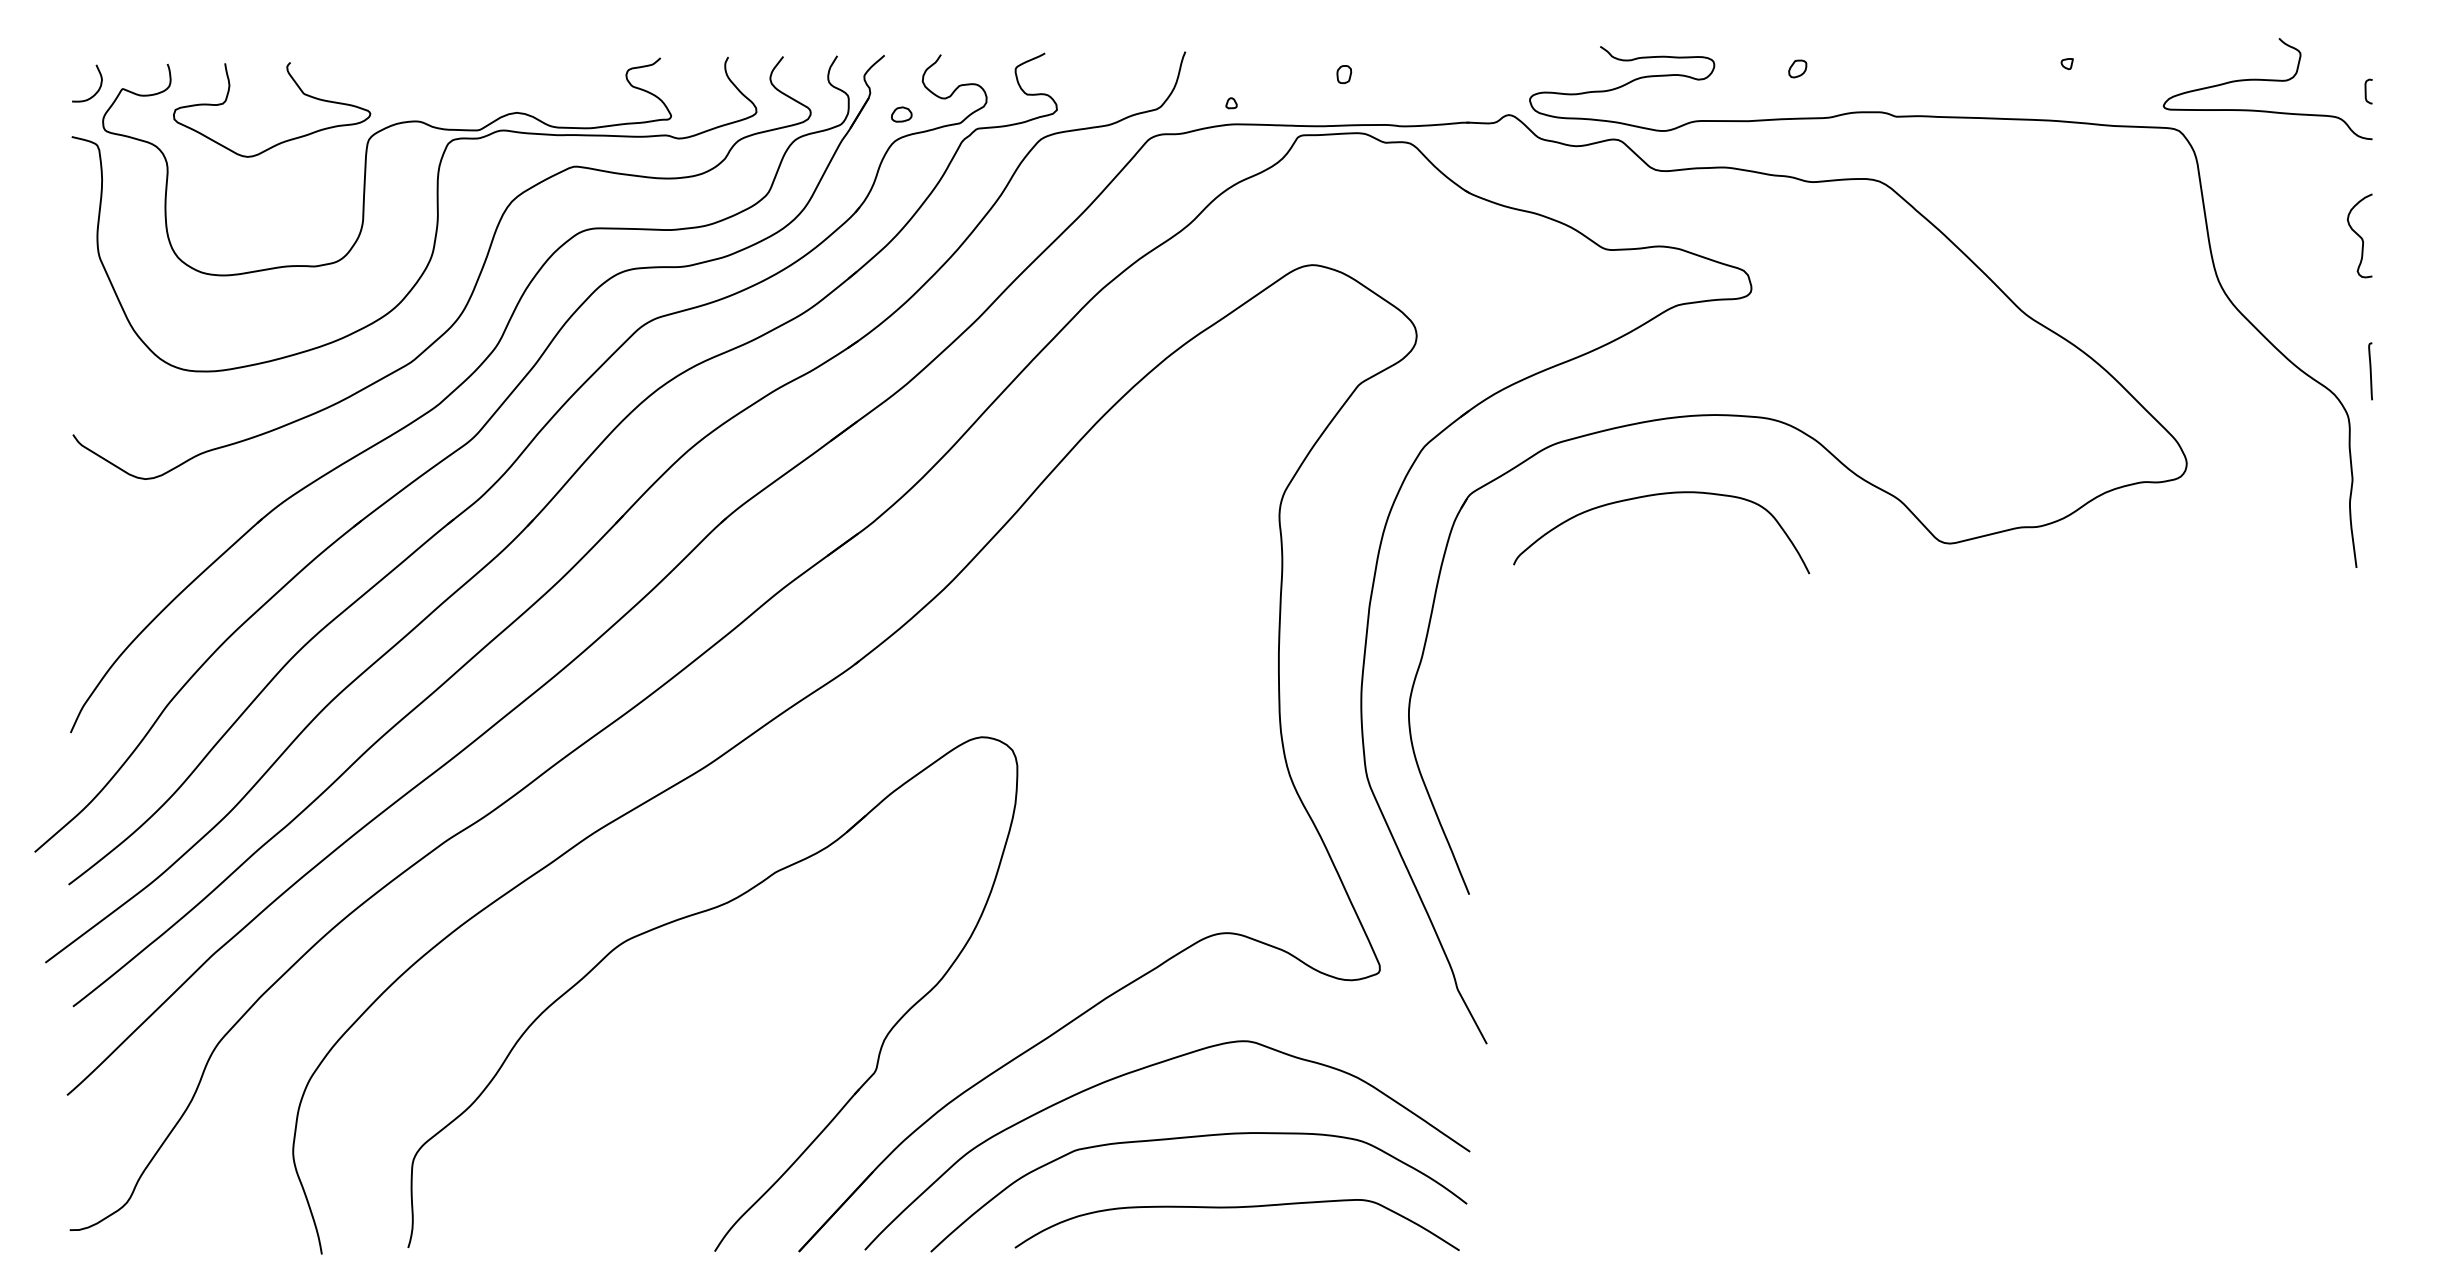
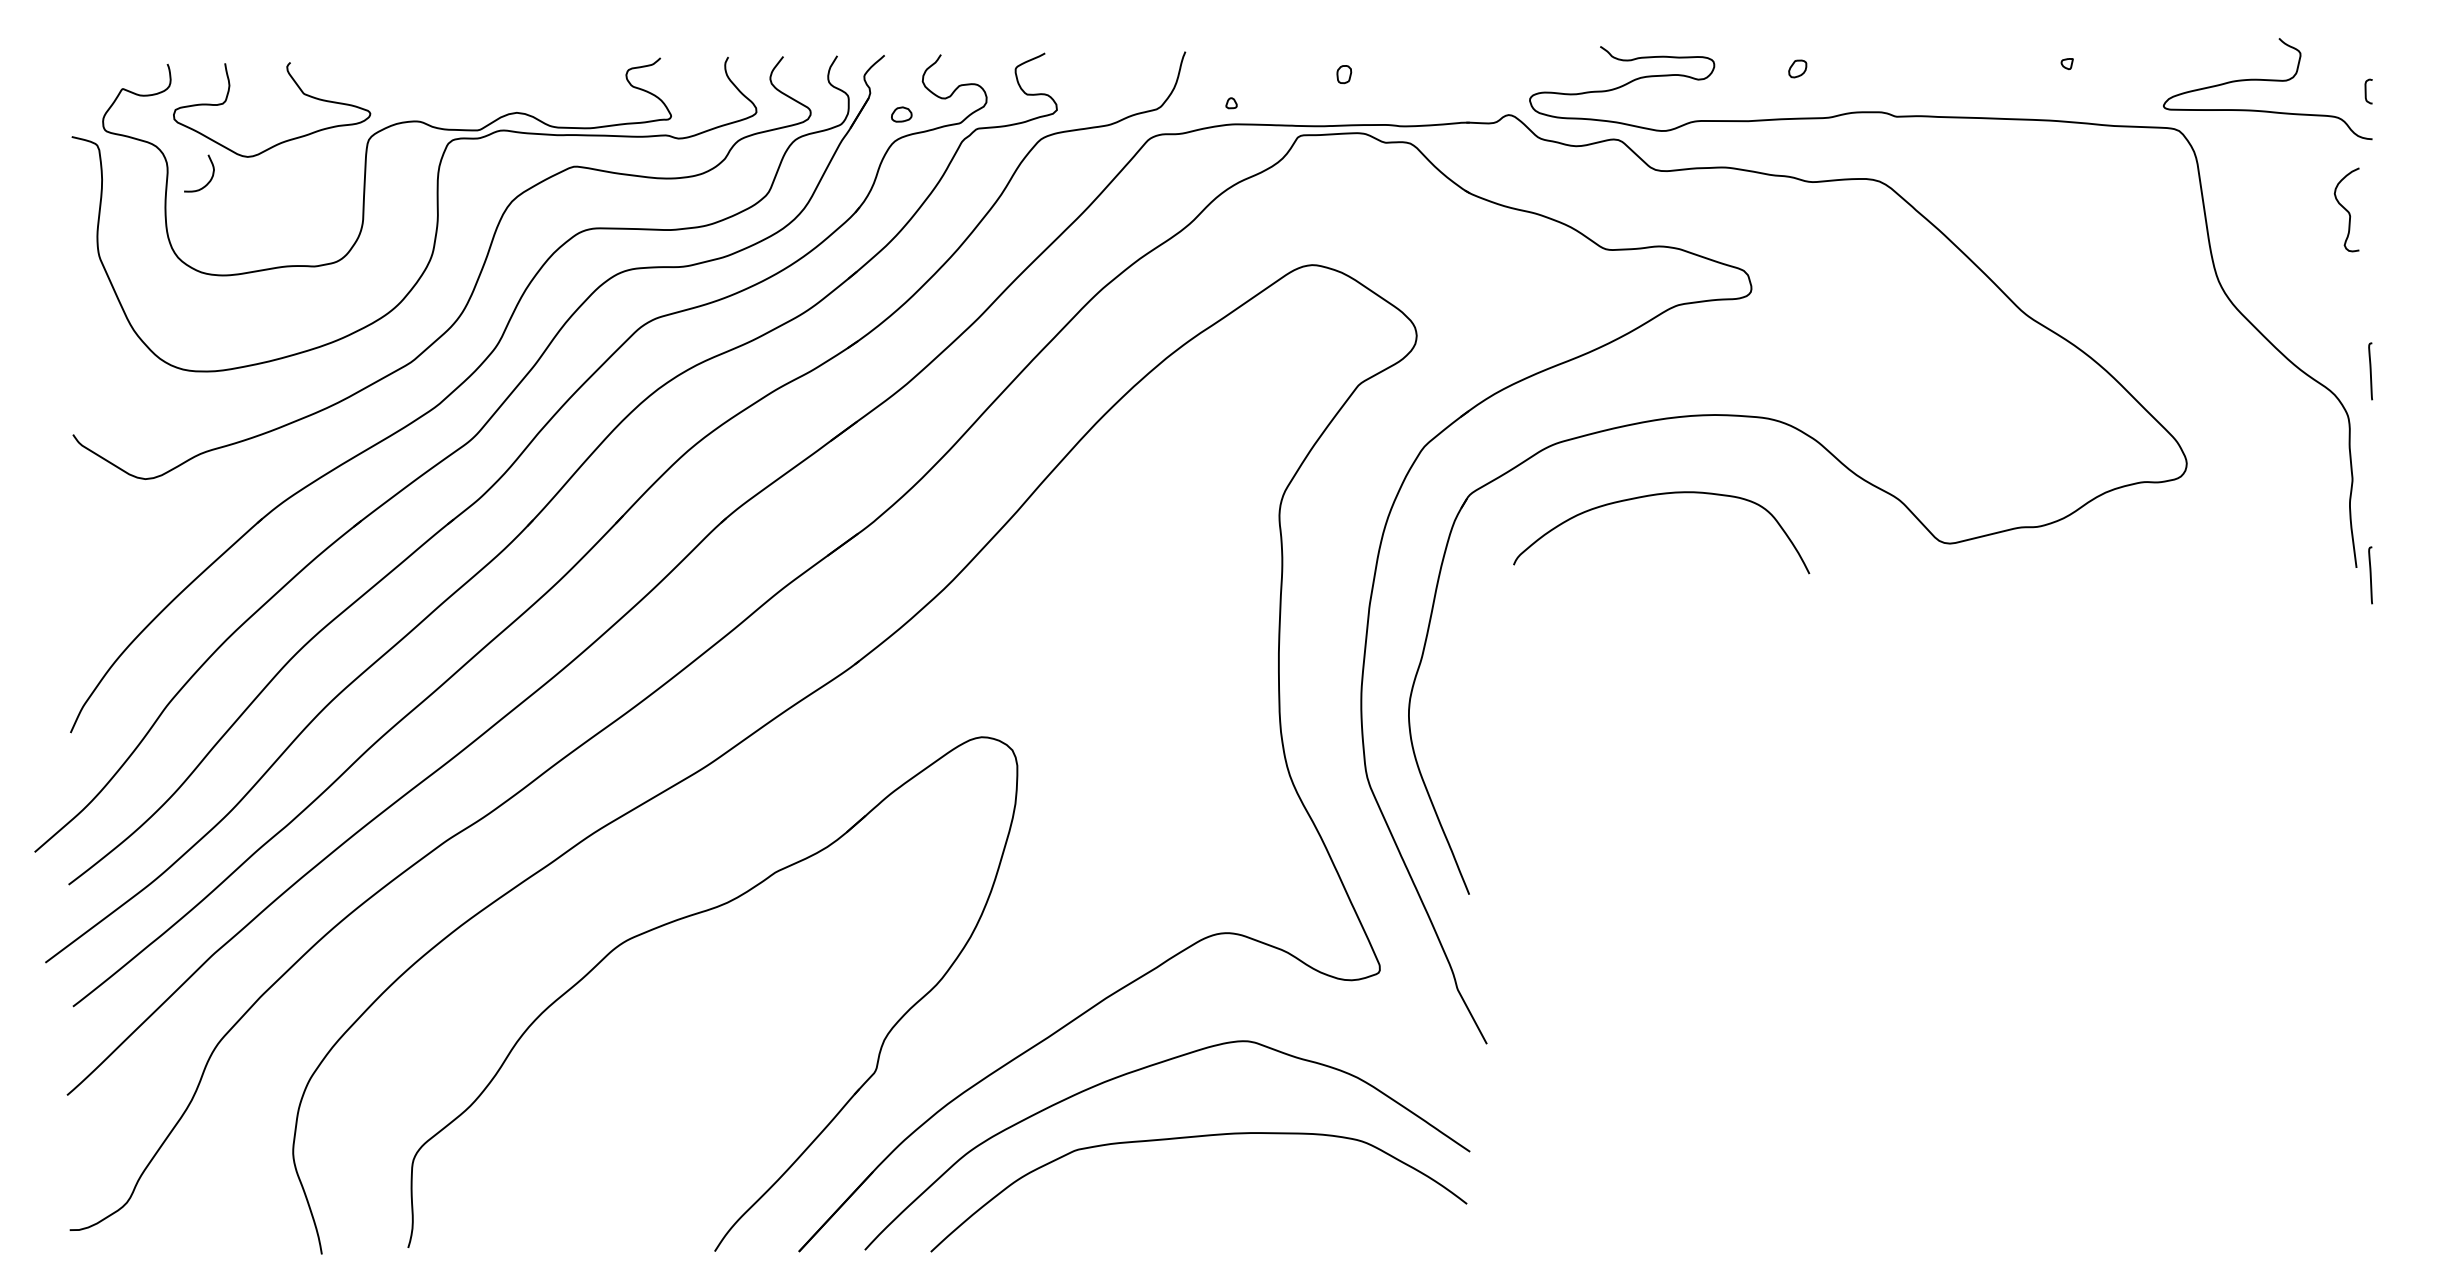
curve position: (96, 91) -> (208, 181) (208, 181)
curve position: (2359, 235) -> (2346, 209) (2346, 209)
curve: none -> present (2370, 575)
curve: present -> none (1236, 1208)
